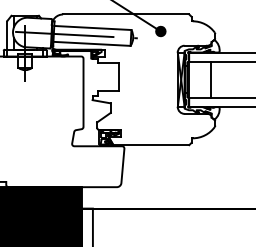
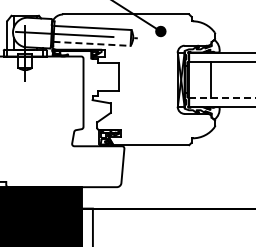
line: solid -> dashed (92, 43)
line: solid -> dashed (222, 98)
